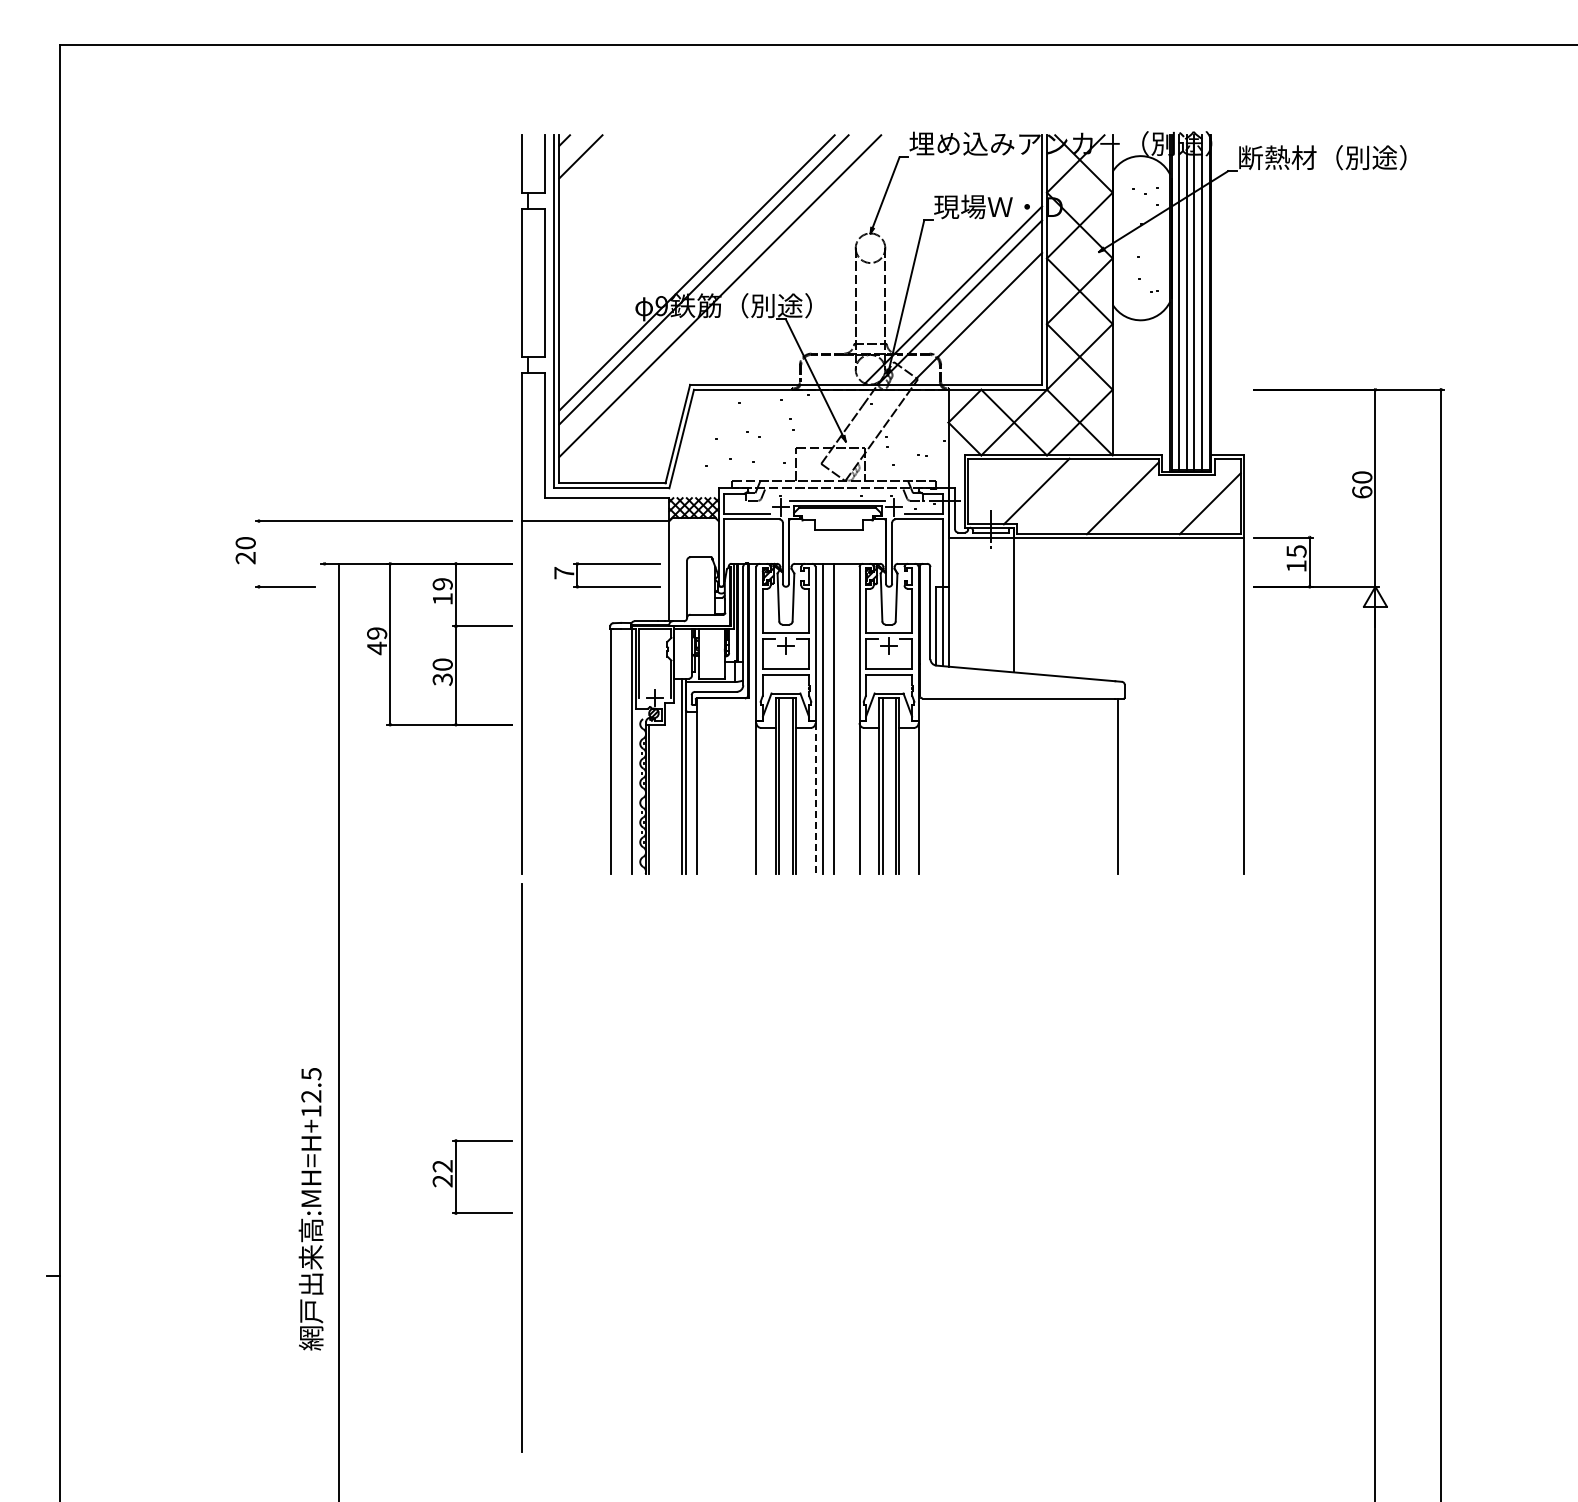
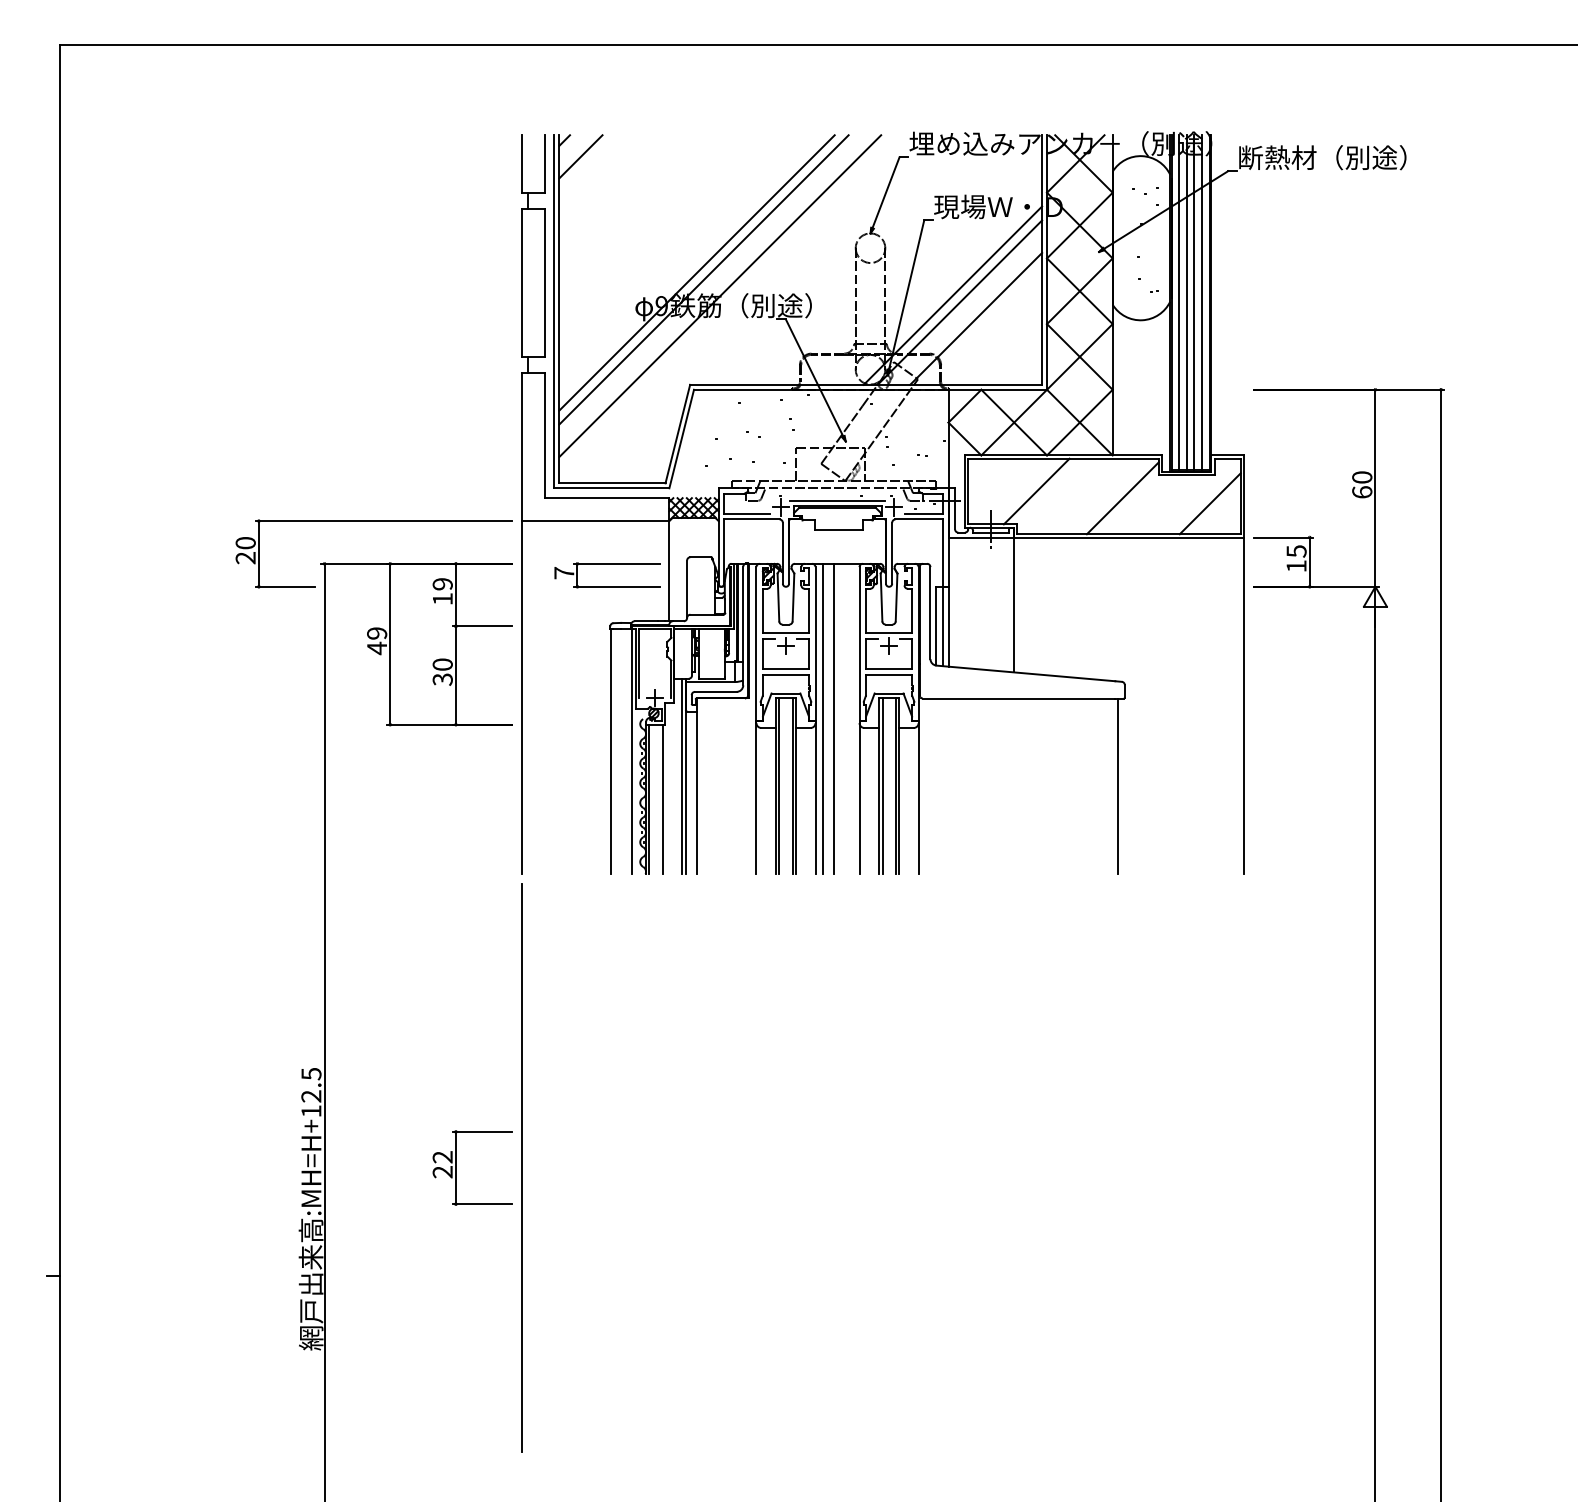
line: none -> present (258, 553)
line: none -> present (662, 799)
line: dashed -> solid (815, 799)
line position: (338, 1030) -> (324, 1030) (324, 1030)
part position: (456, 1176) -> (456, 1167) (456, 1167)
